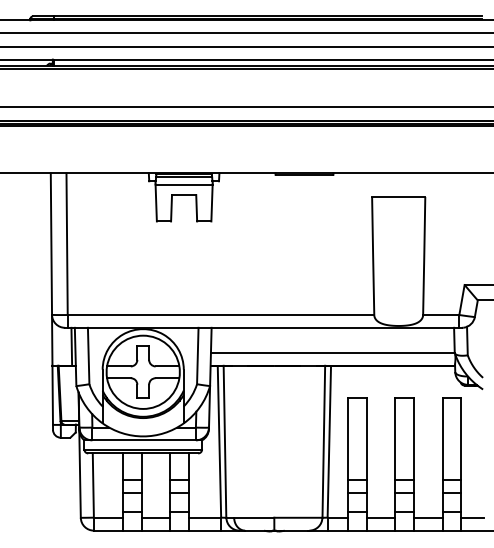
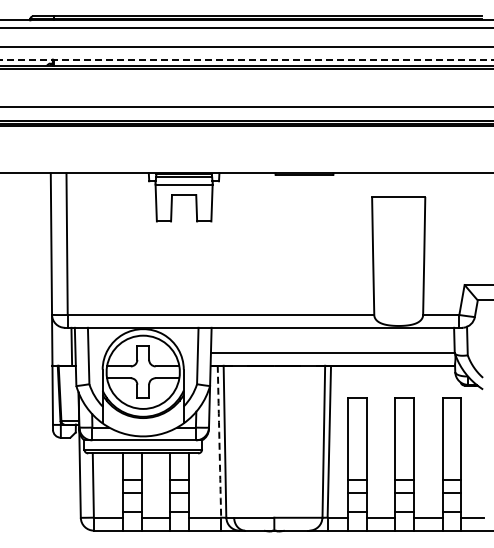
line position: (246, 33) -> (246, 28) (246, 28)
line: solid -> dashed (247, 59)
arc: solid -> dashed (219, 441)
